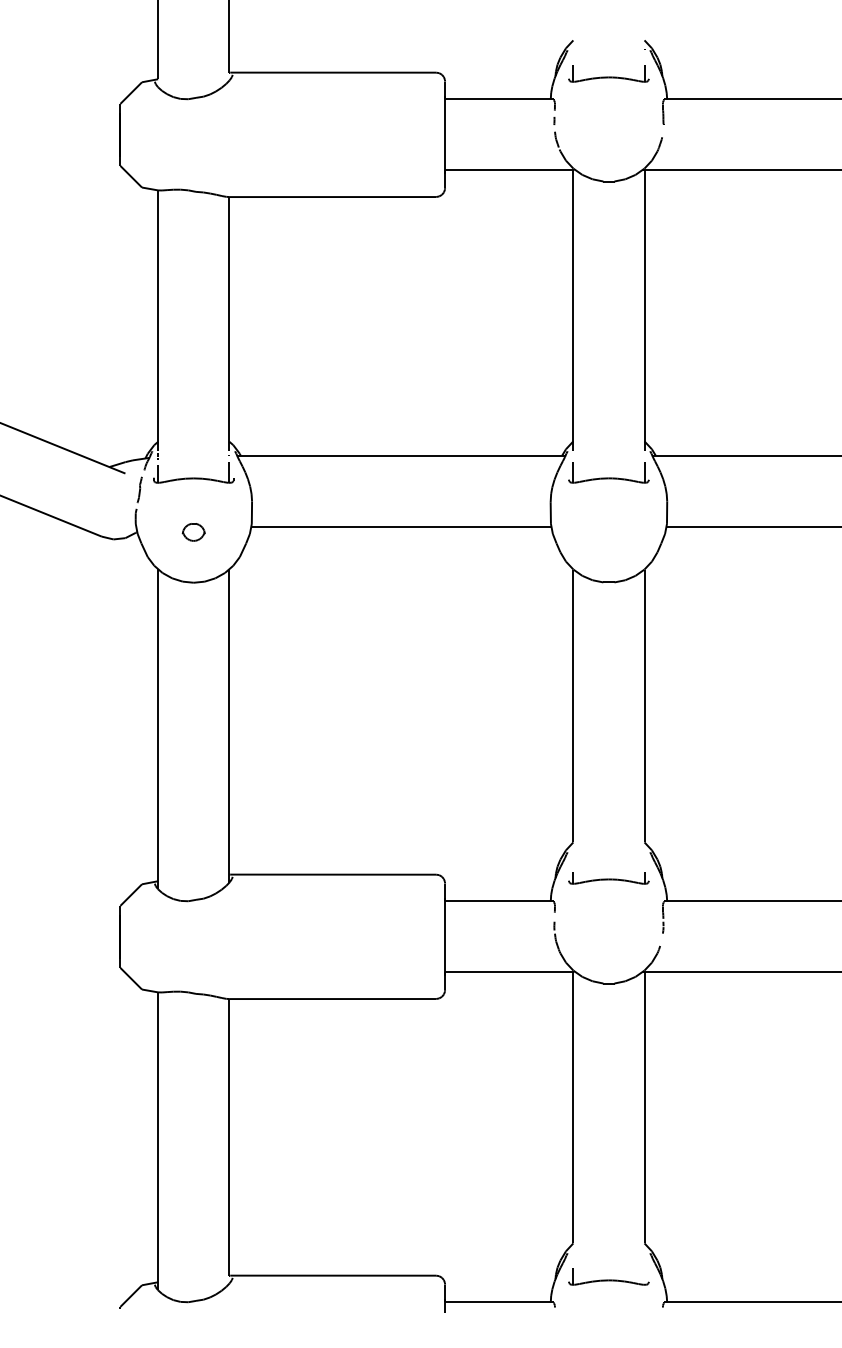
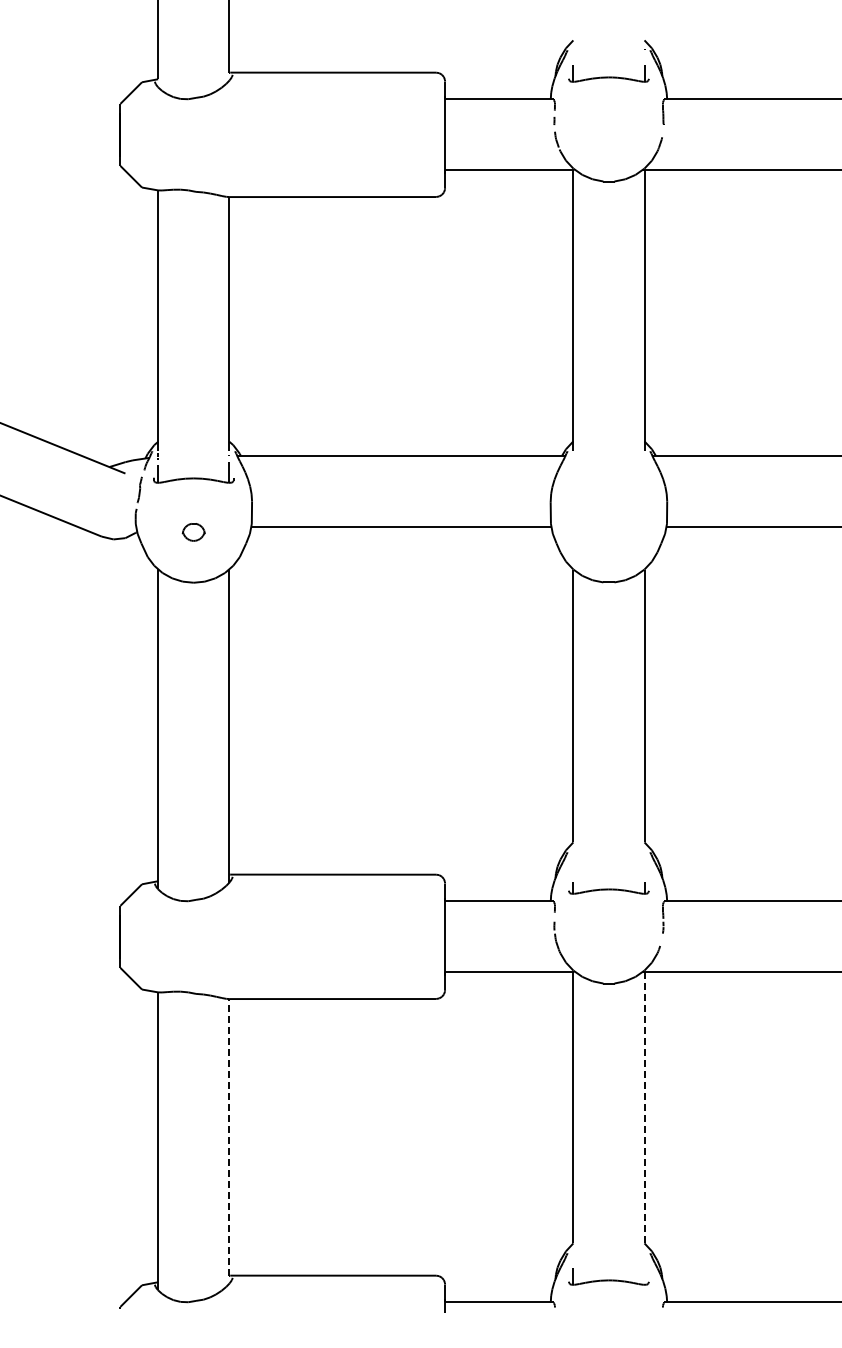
part: present -> none (608, 472)
part position: (608, 878) -> (608, 888) (608, 888)
line: solid -> dashed (644, 1107)
line: solid -> dashed (229, 1136)
